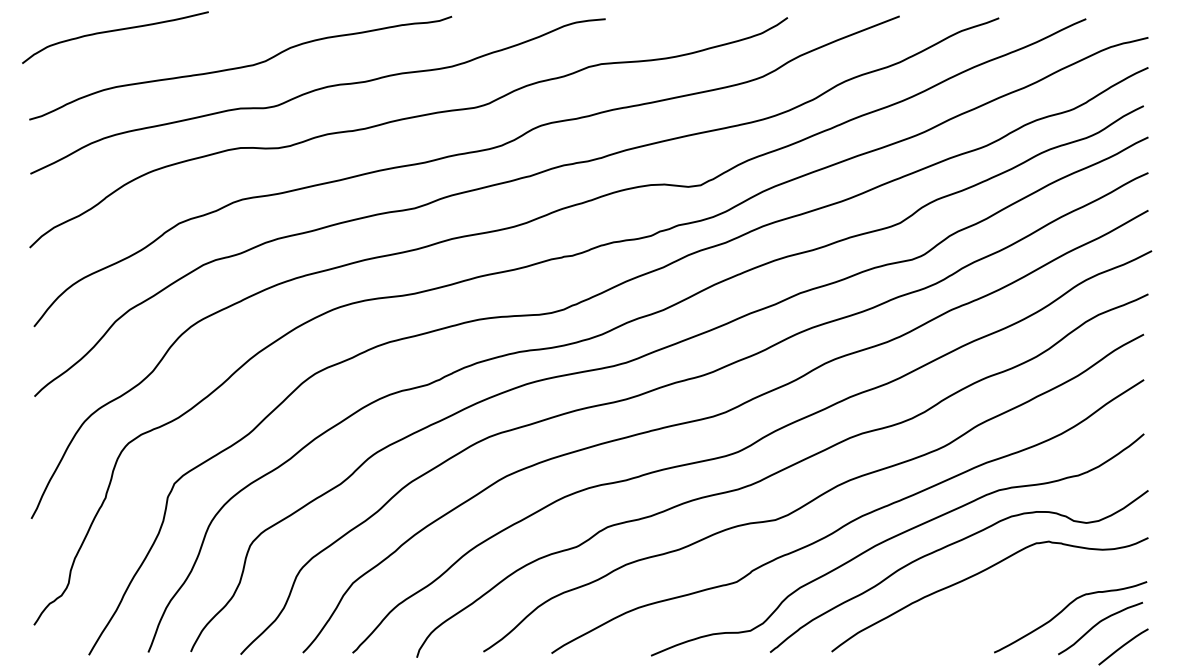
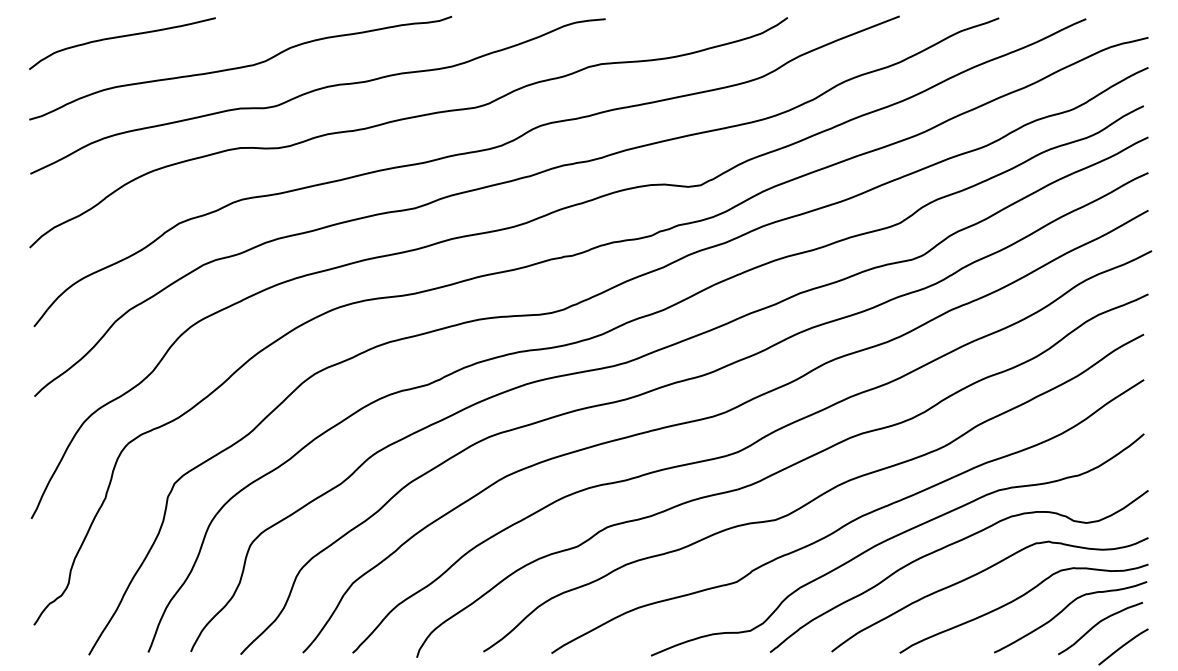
curve position: (115, 31) -> (122, 37) (122, 37)
curve: none -> present (1018, 599)
